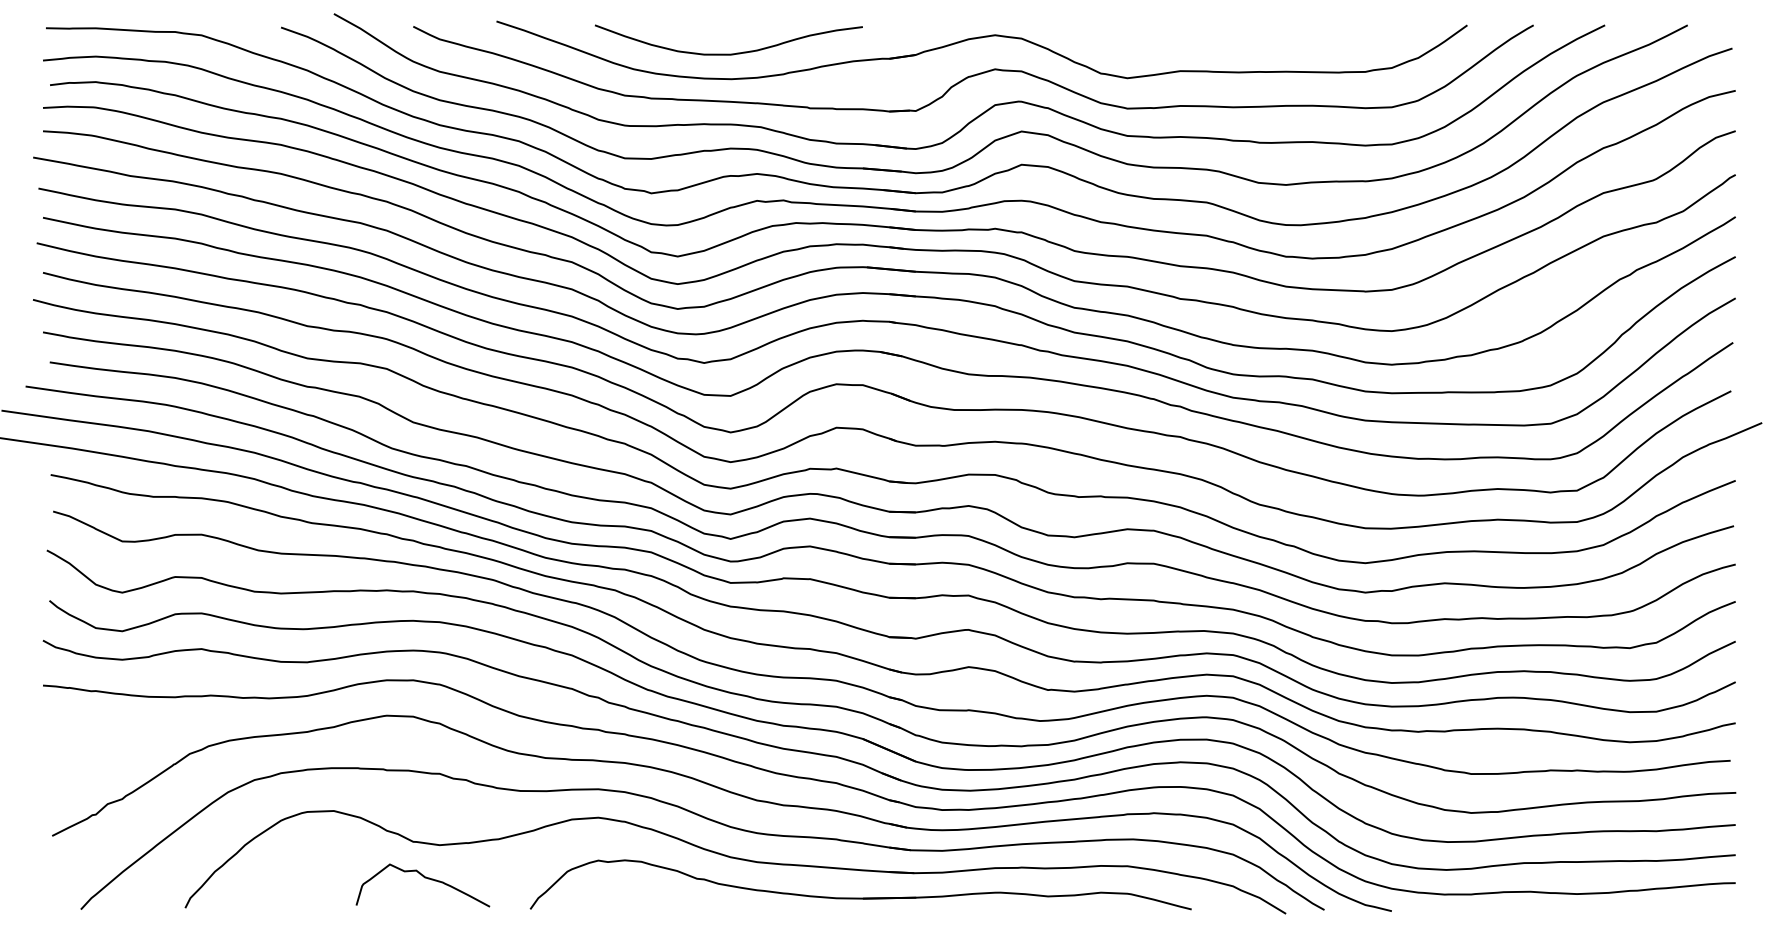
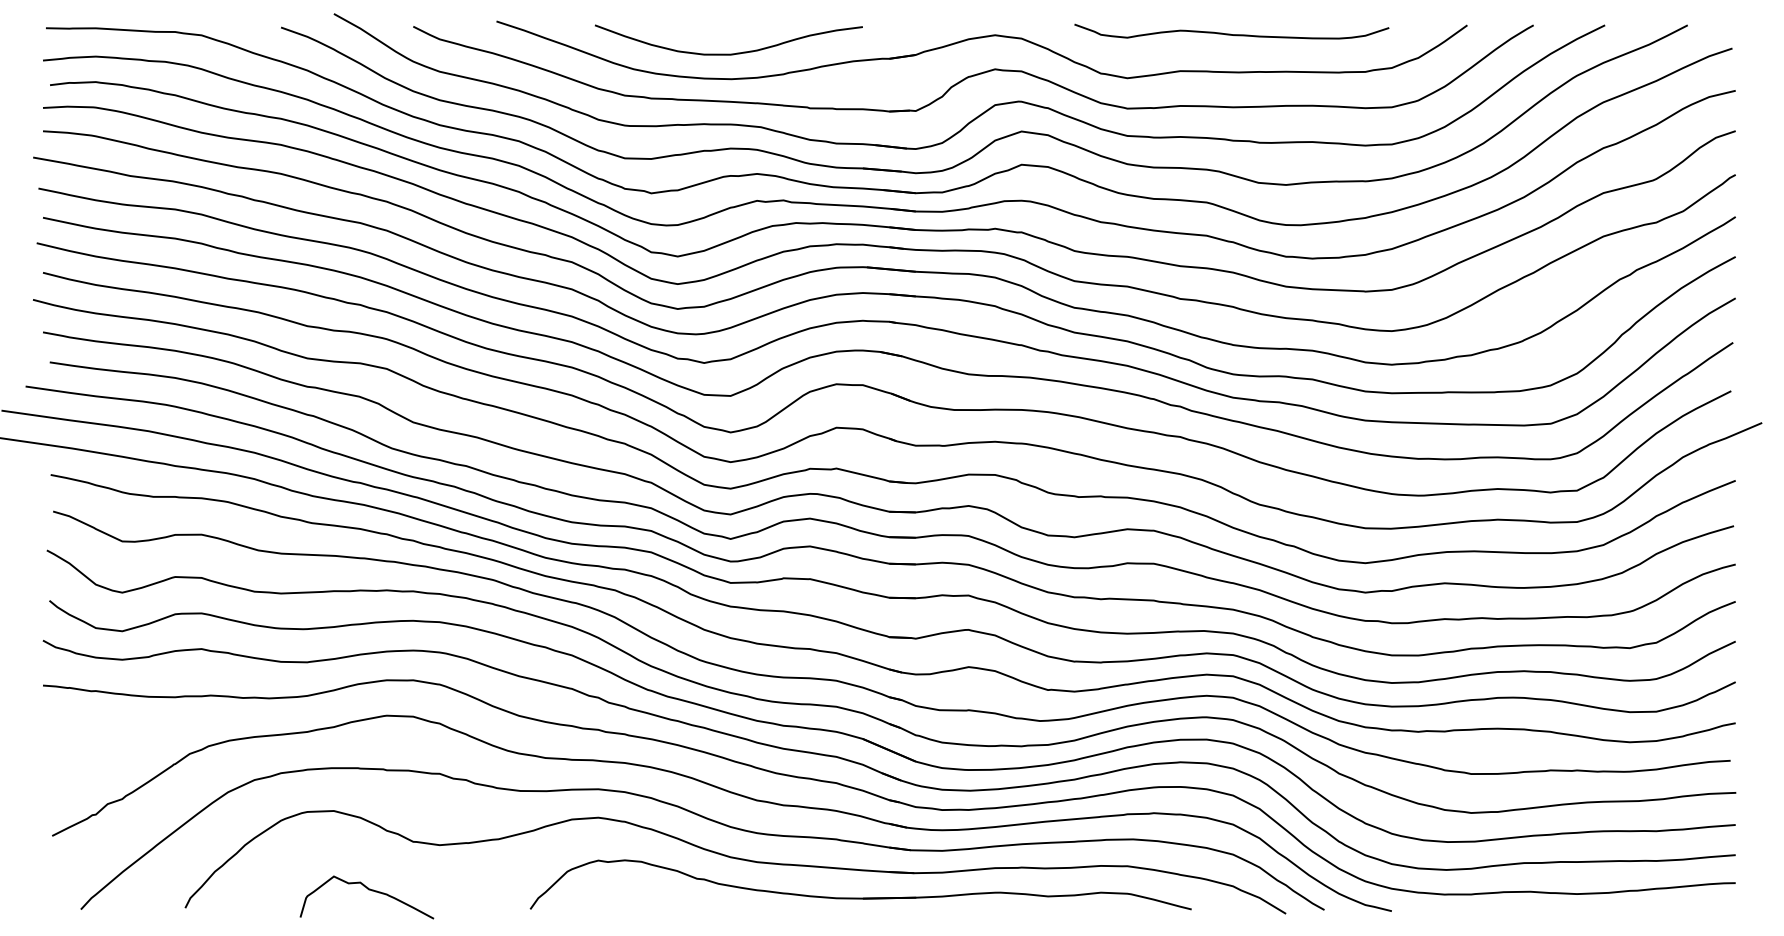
curve: none -> present (1230, 33)
curve position: (424, 878) -> (368, 890) (368, 890)
